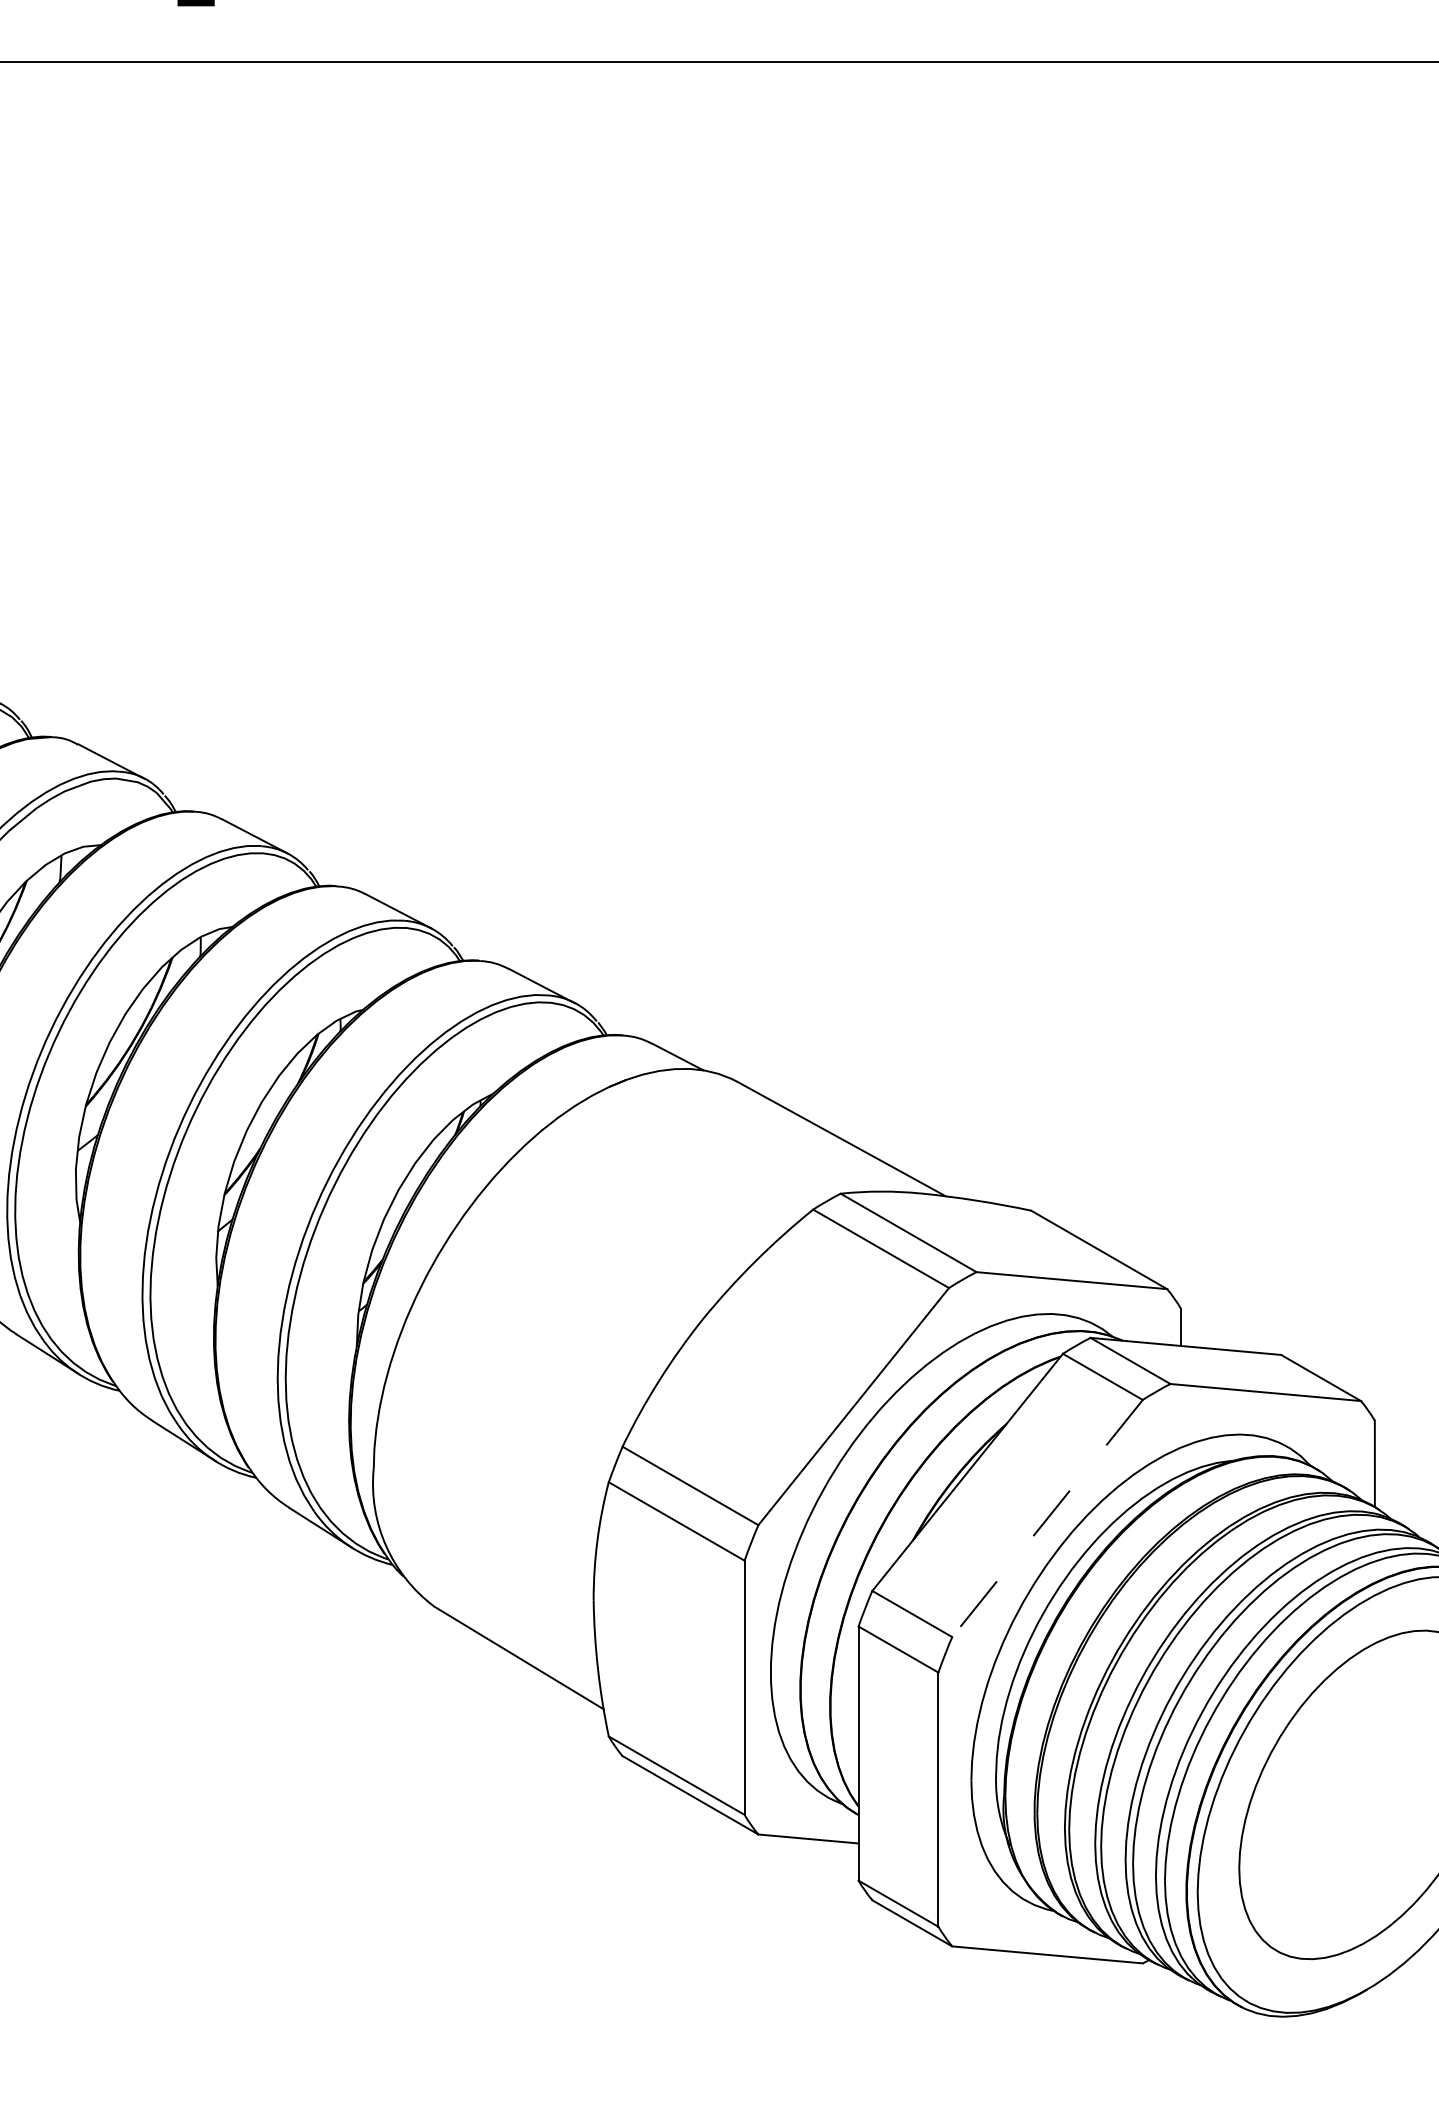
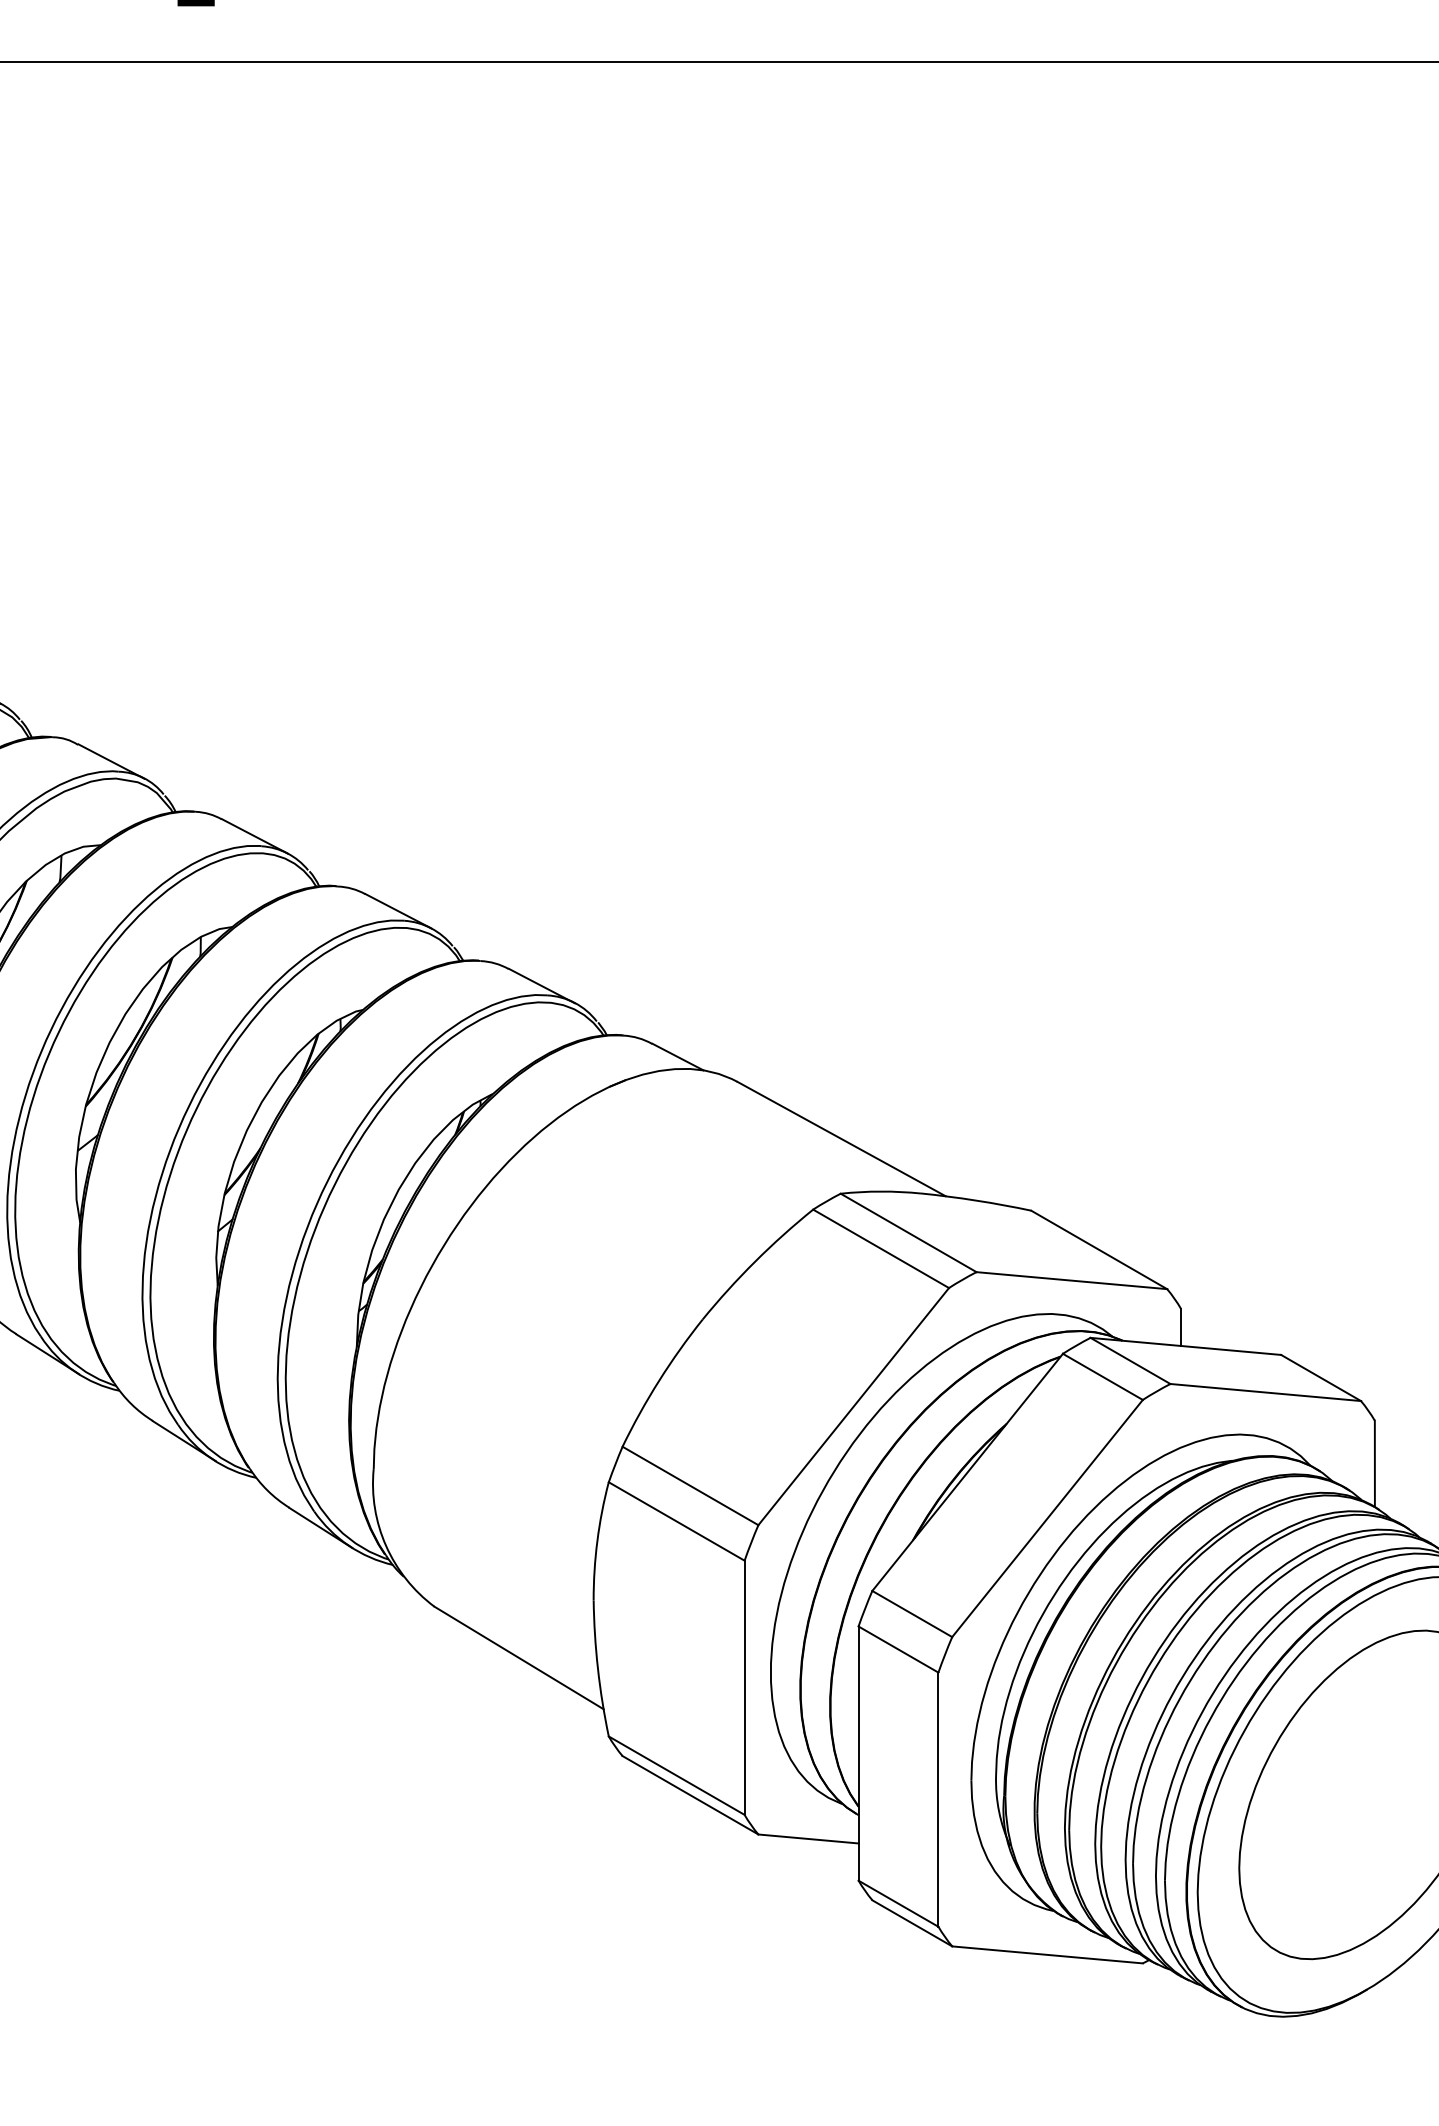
line: dashed -> solid (1047, 1518)
